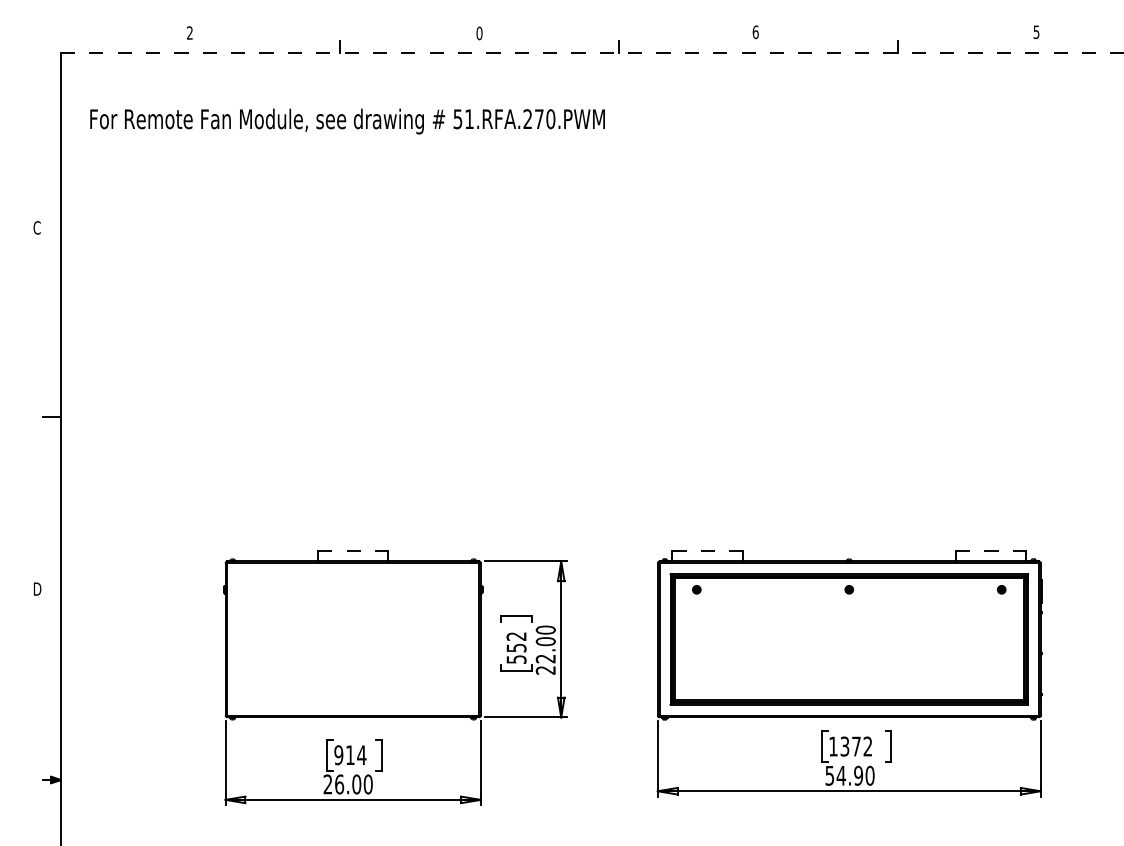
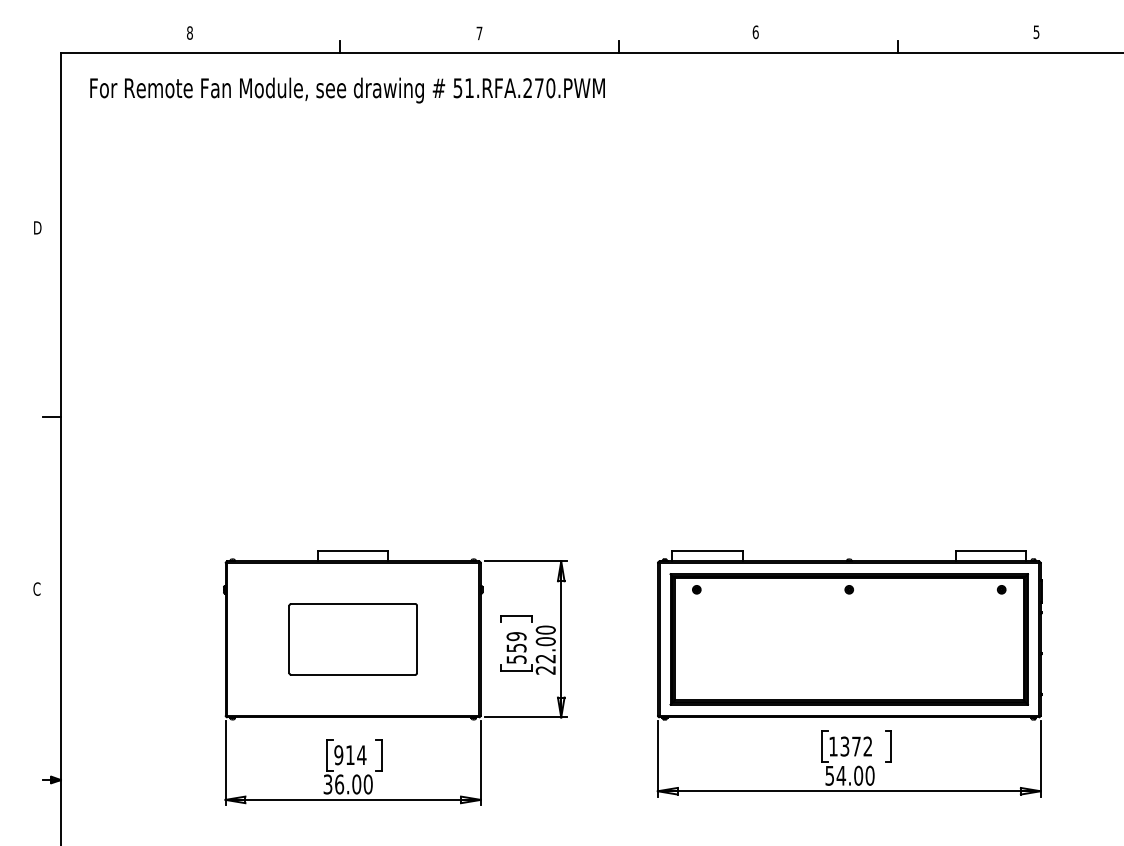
text: 2 -> 8 (189, 32)
text: 0 -> 7 (479, 33)
line: dashed -> solid (592, 53)
text position: (347, 121) -> (347, 90) (347, 90)
text: C -> D (37, 227)
line: dashed -> solid (353, 550)
line: dashed -> solid (707, 550)
line: dashed -> solid (991, 550)
text: D -> C (37, 588)
text: 552 -> 559 (516, 636)
part: none -> present (352, 639)
text: 54.90 -> 54.00 (858, 775)
text: 26.00 -> 36.00 (327, 784)
